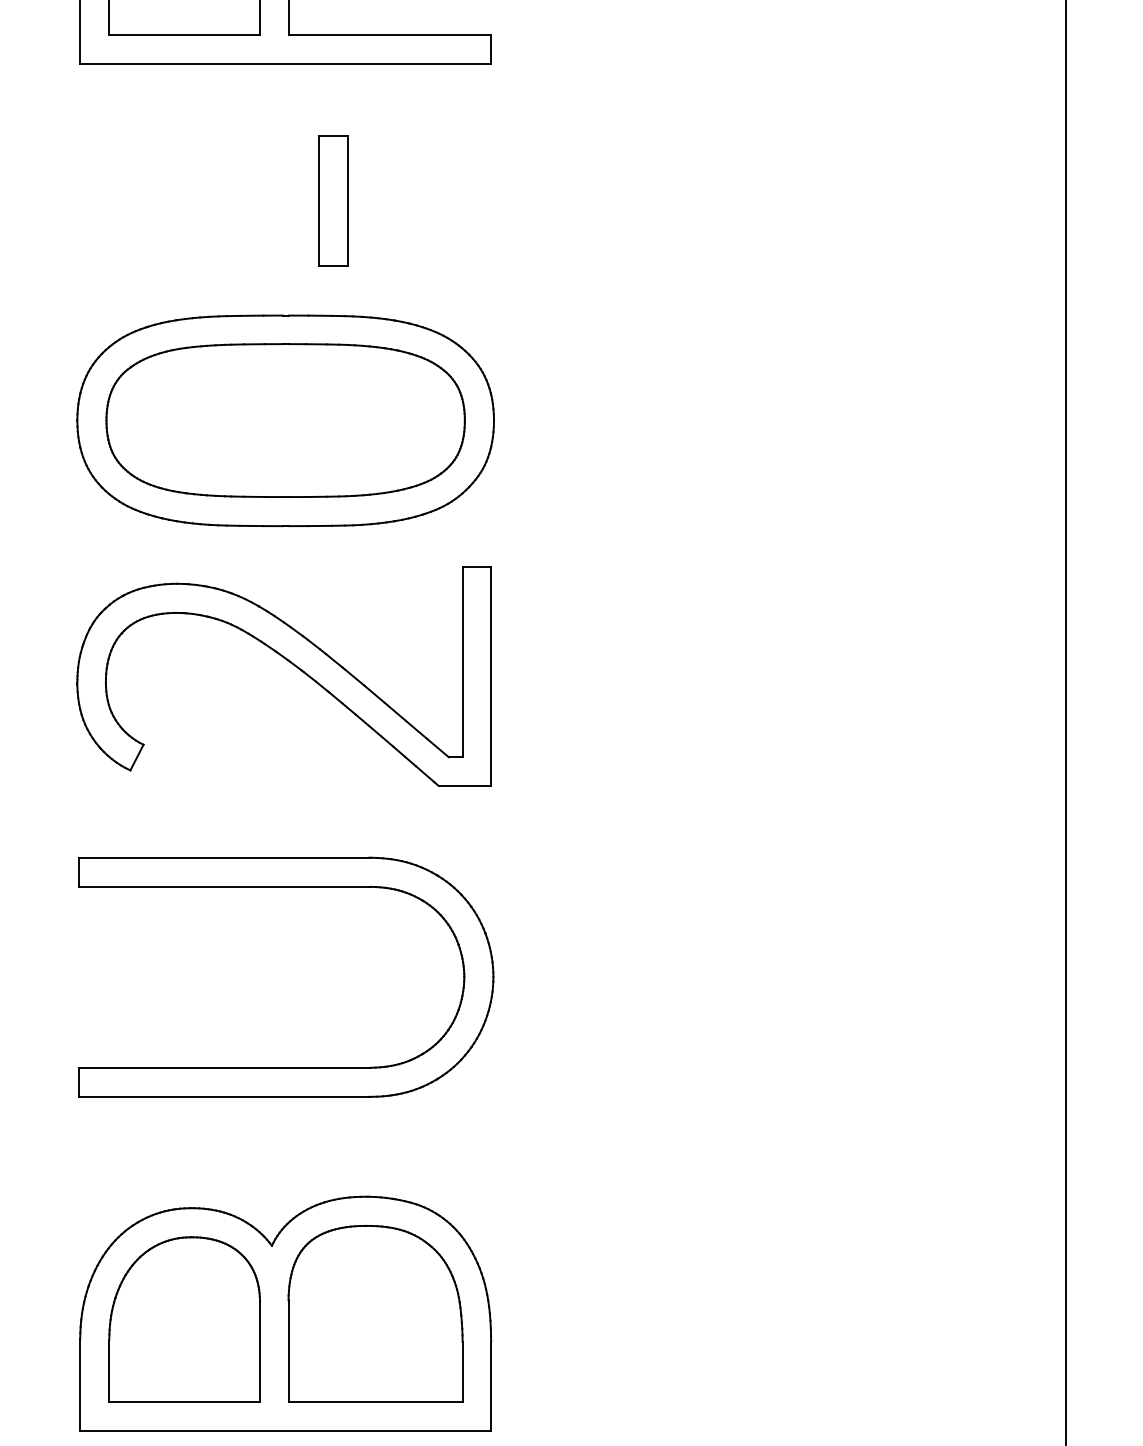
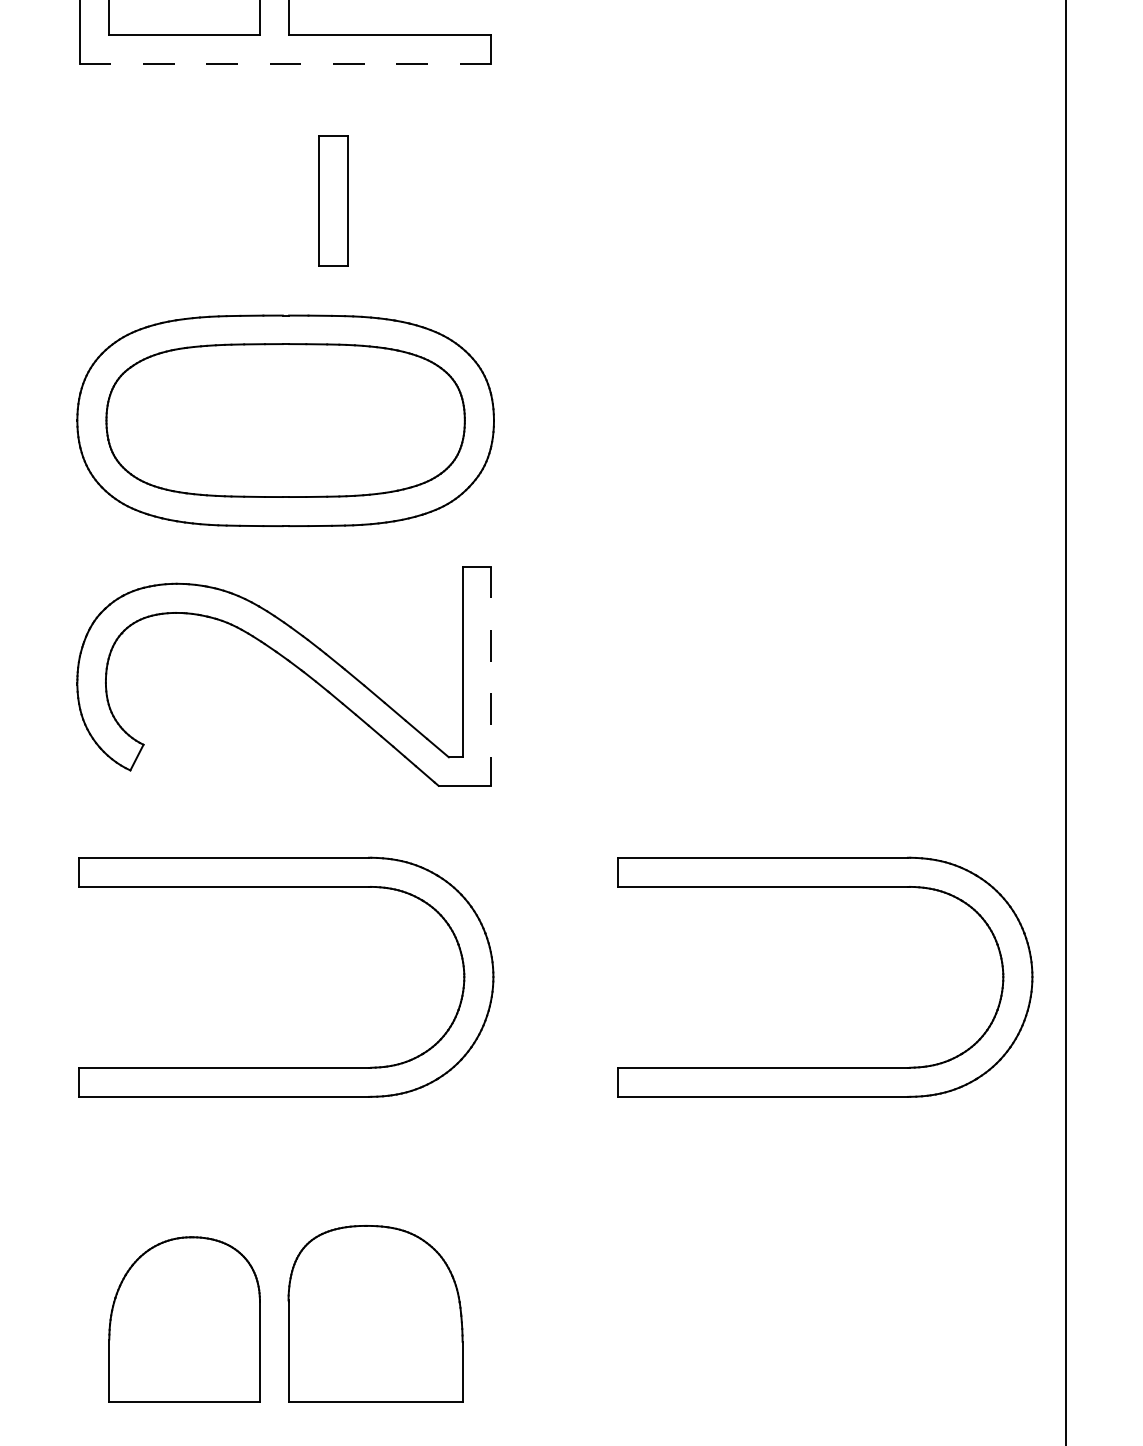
line: solid -> dashed (285, 63)
line: solid -> dashed (491, 676)
part: none -> present (825, 887)
part: present -> none (285, 1313)
